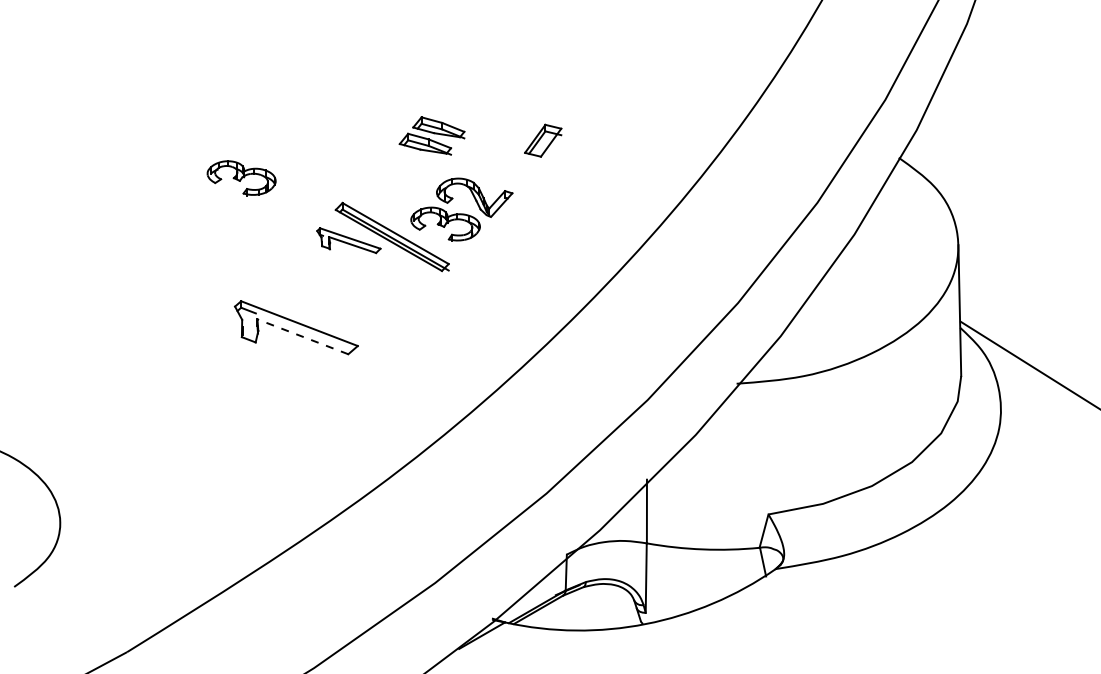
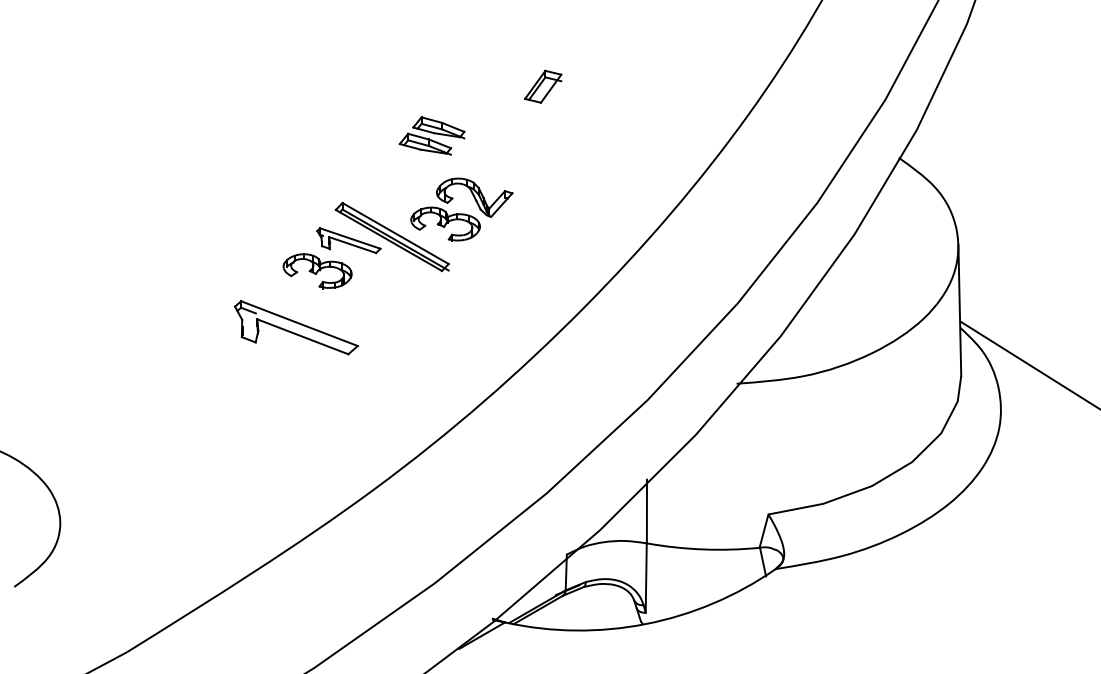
part position: (543, 140) -> (543, 86) (543, 86)
part position: (241, 178) -> (317, 271) (317, 271)
line: dashed -> solid (302, 336)
